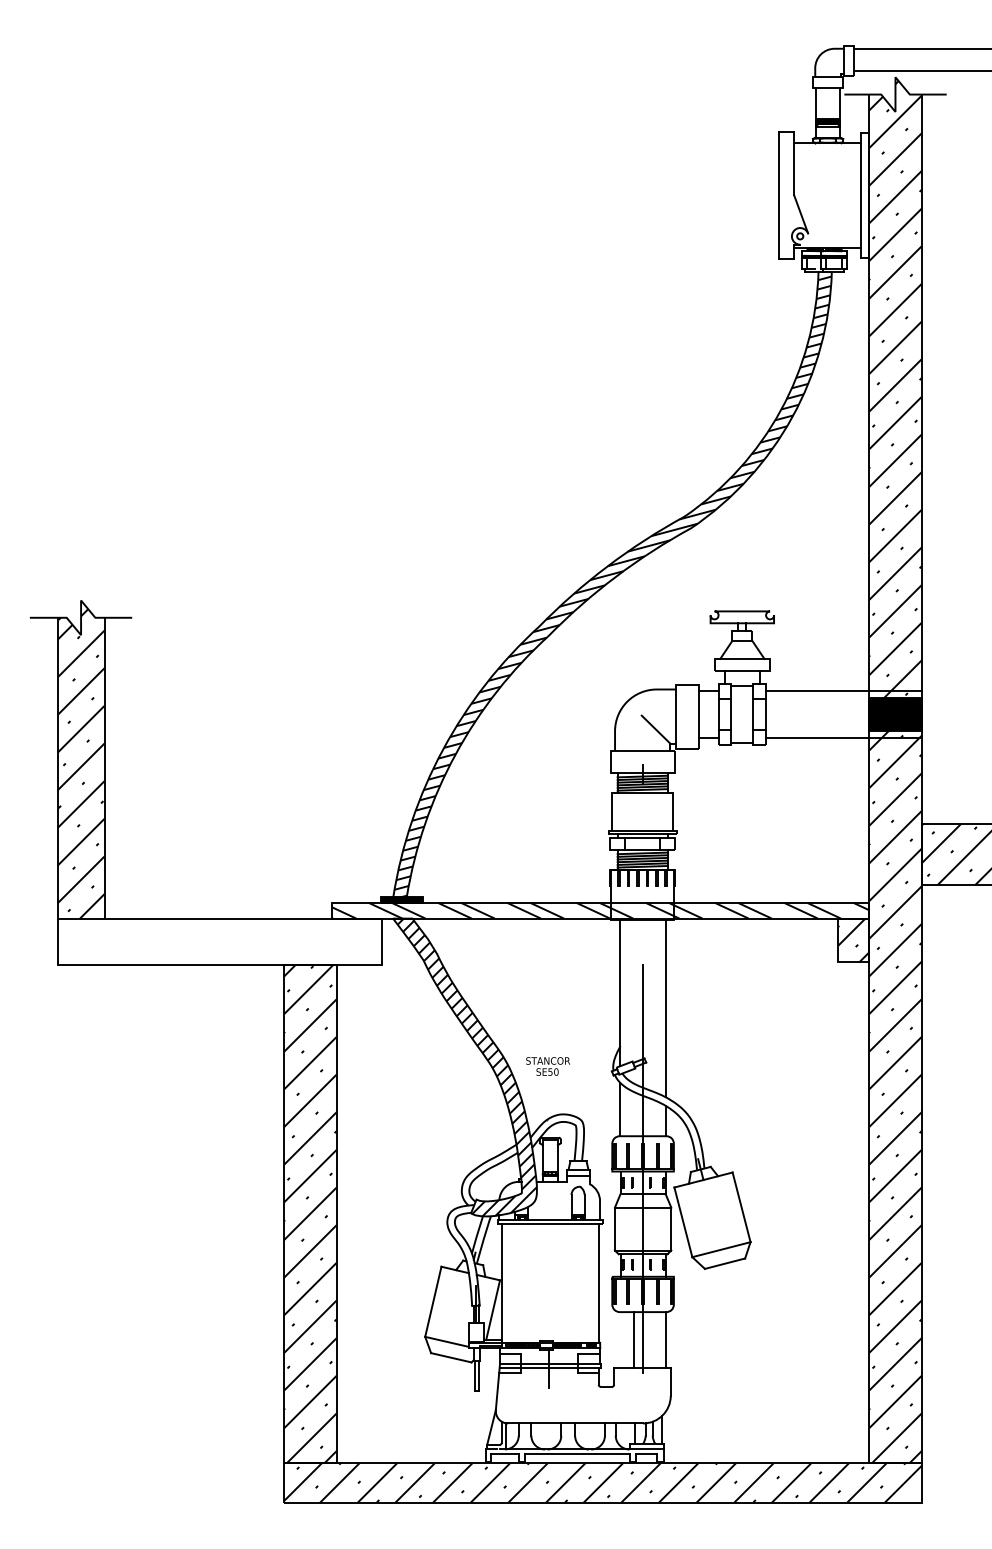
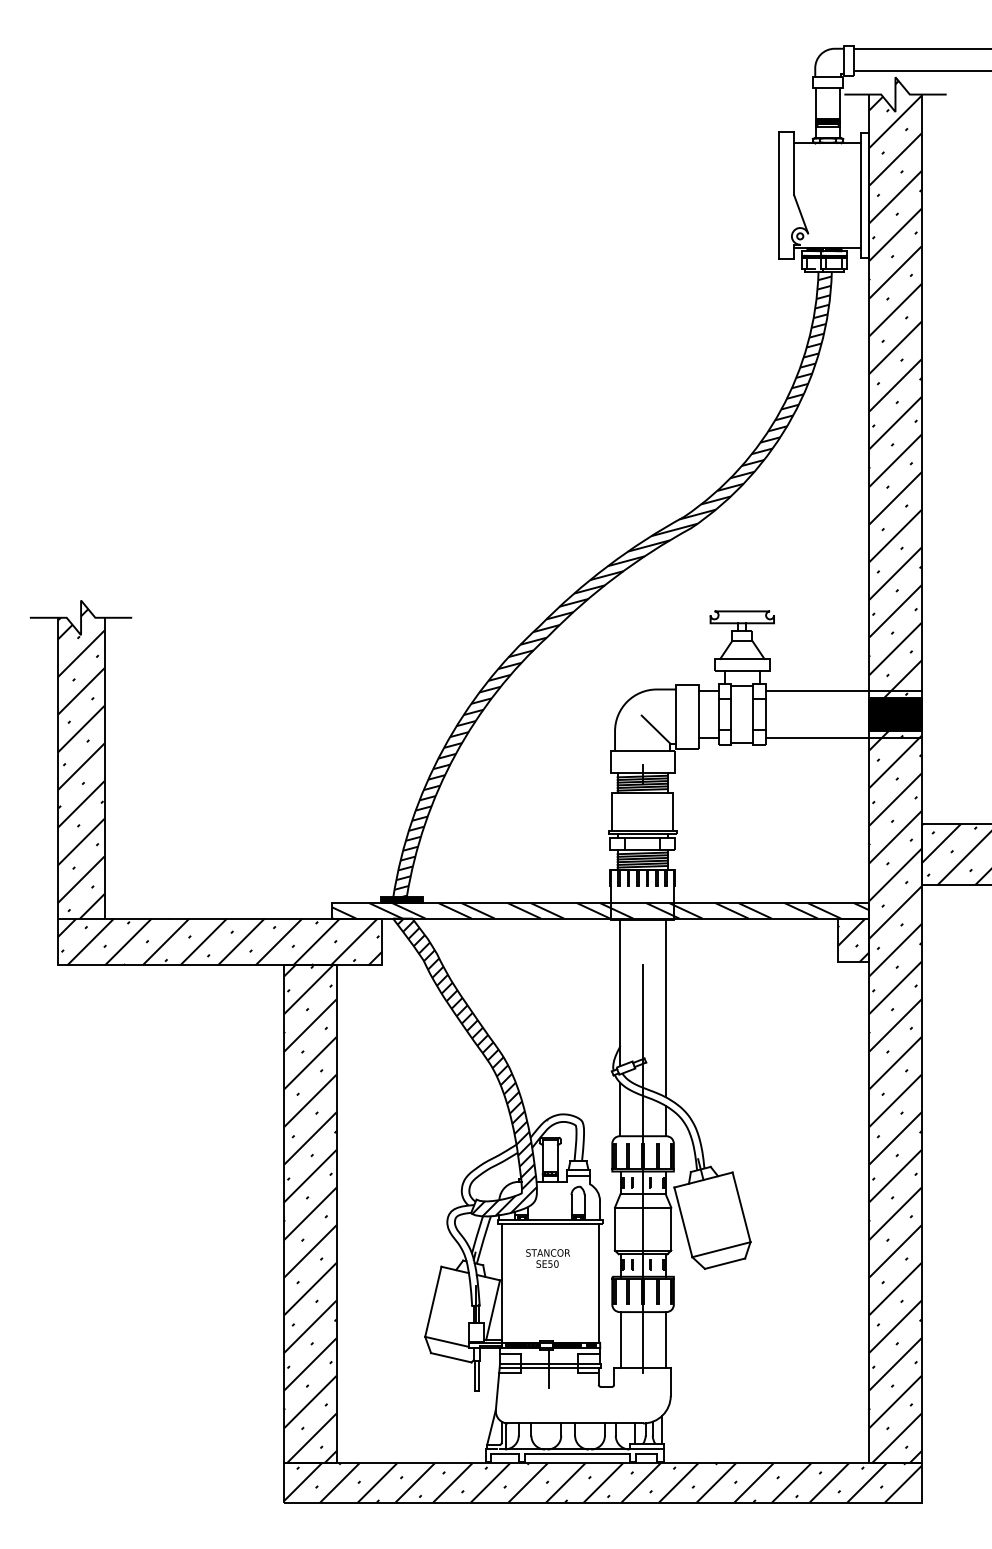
hatch: none -> present (219, 941)
text position: (547, 1066) -> (547, 1258) (547, 1258)
line position: (633, 1340) -> (620, 1340) (620, 1340)
